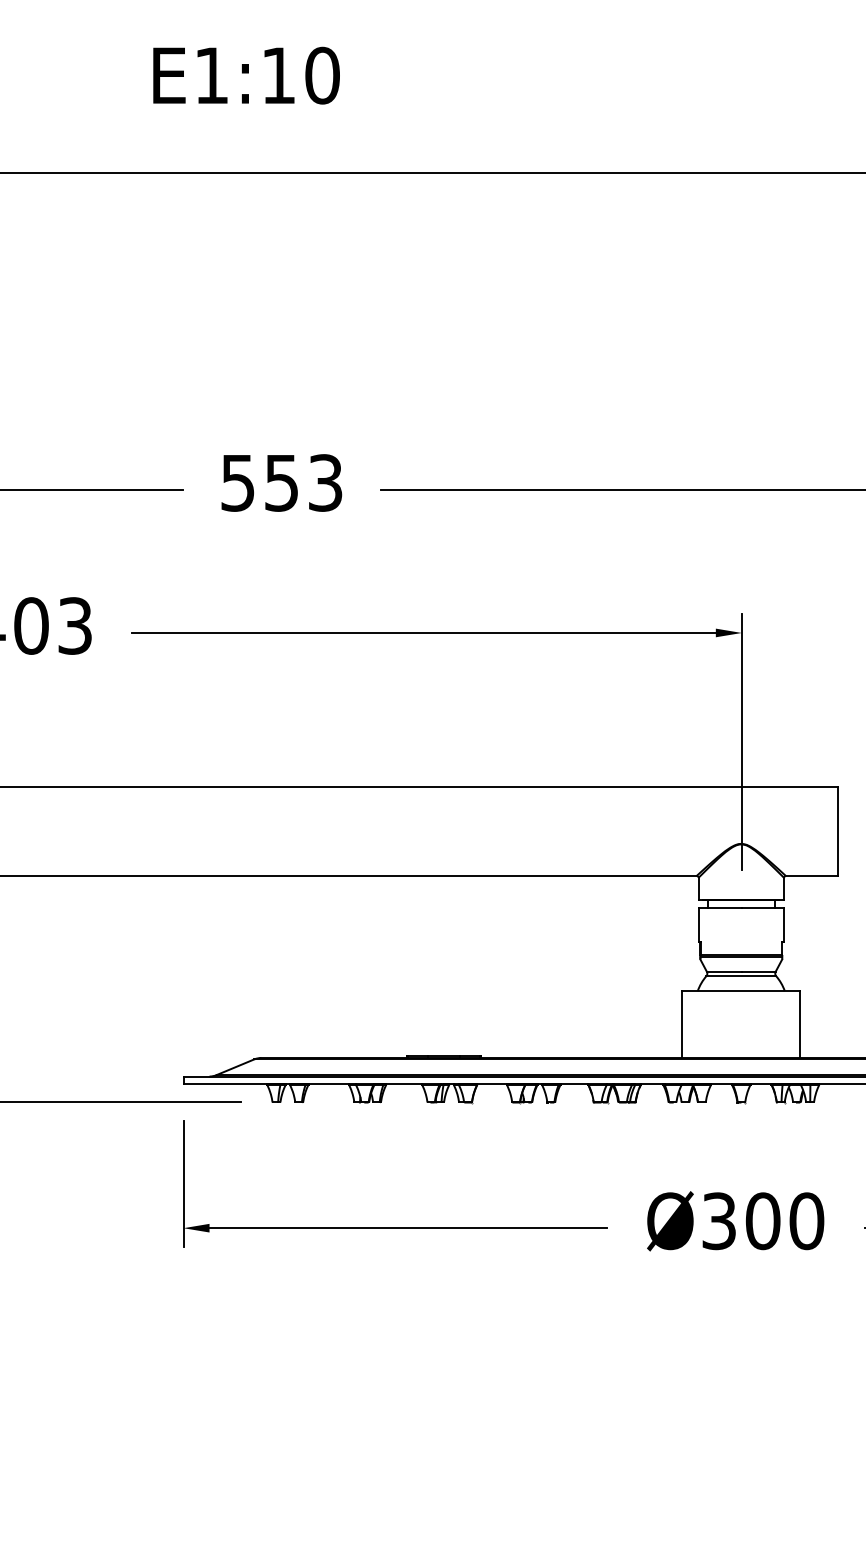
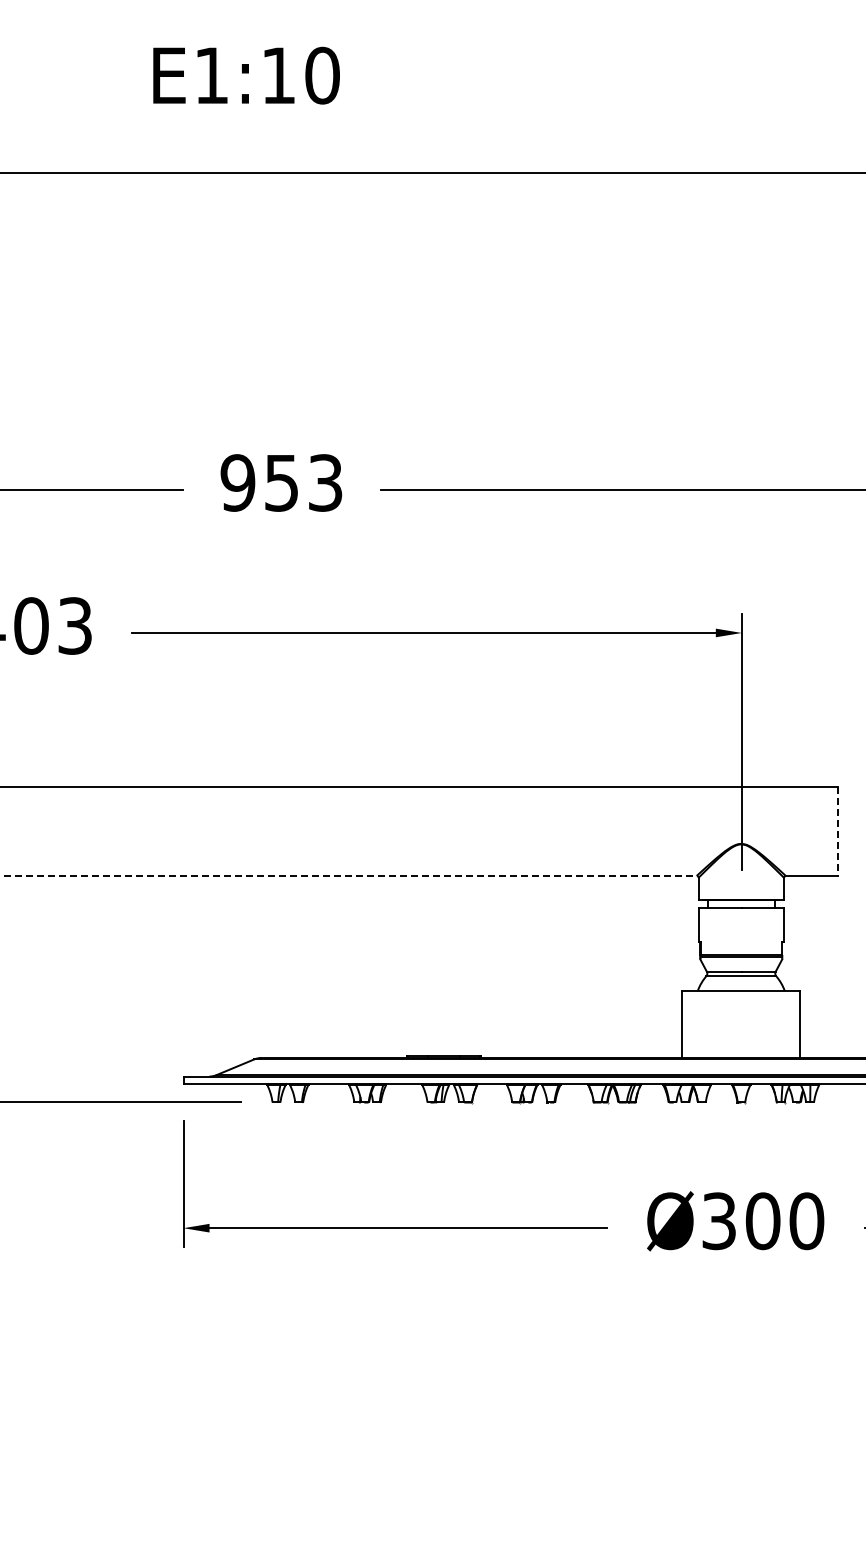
text: 553 -> 953 (237, 482)
line: solid -> dashed (837, 831)
line: solid -> dashed (349, 876)
